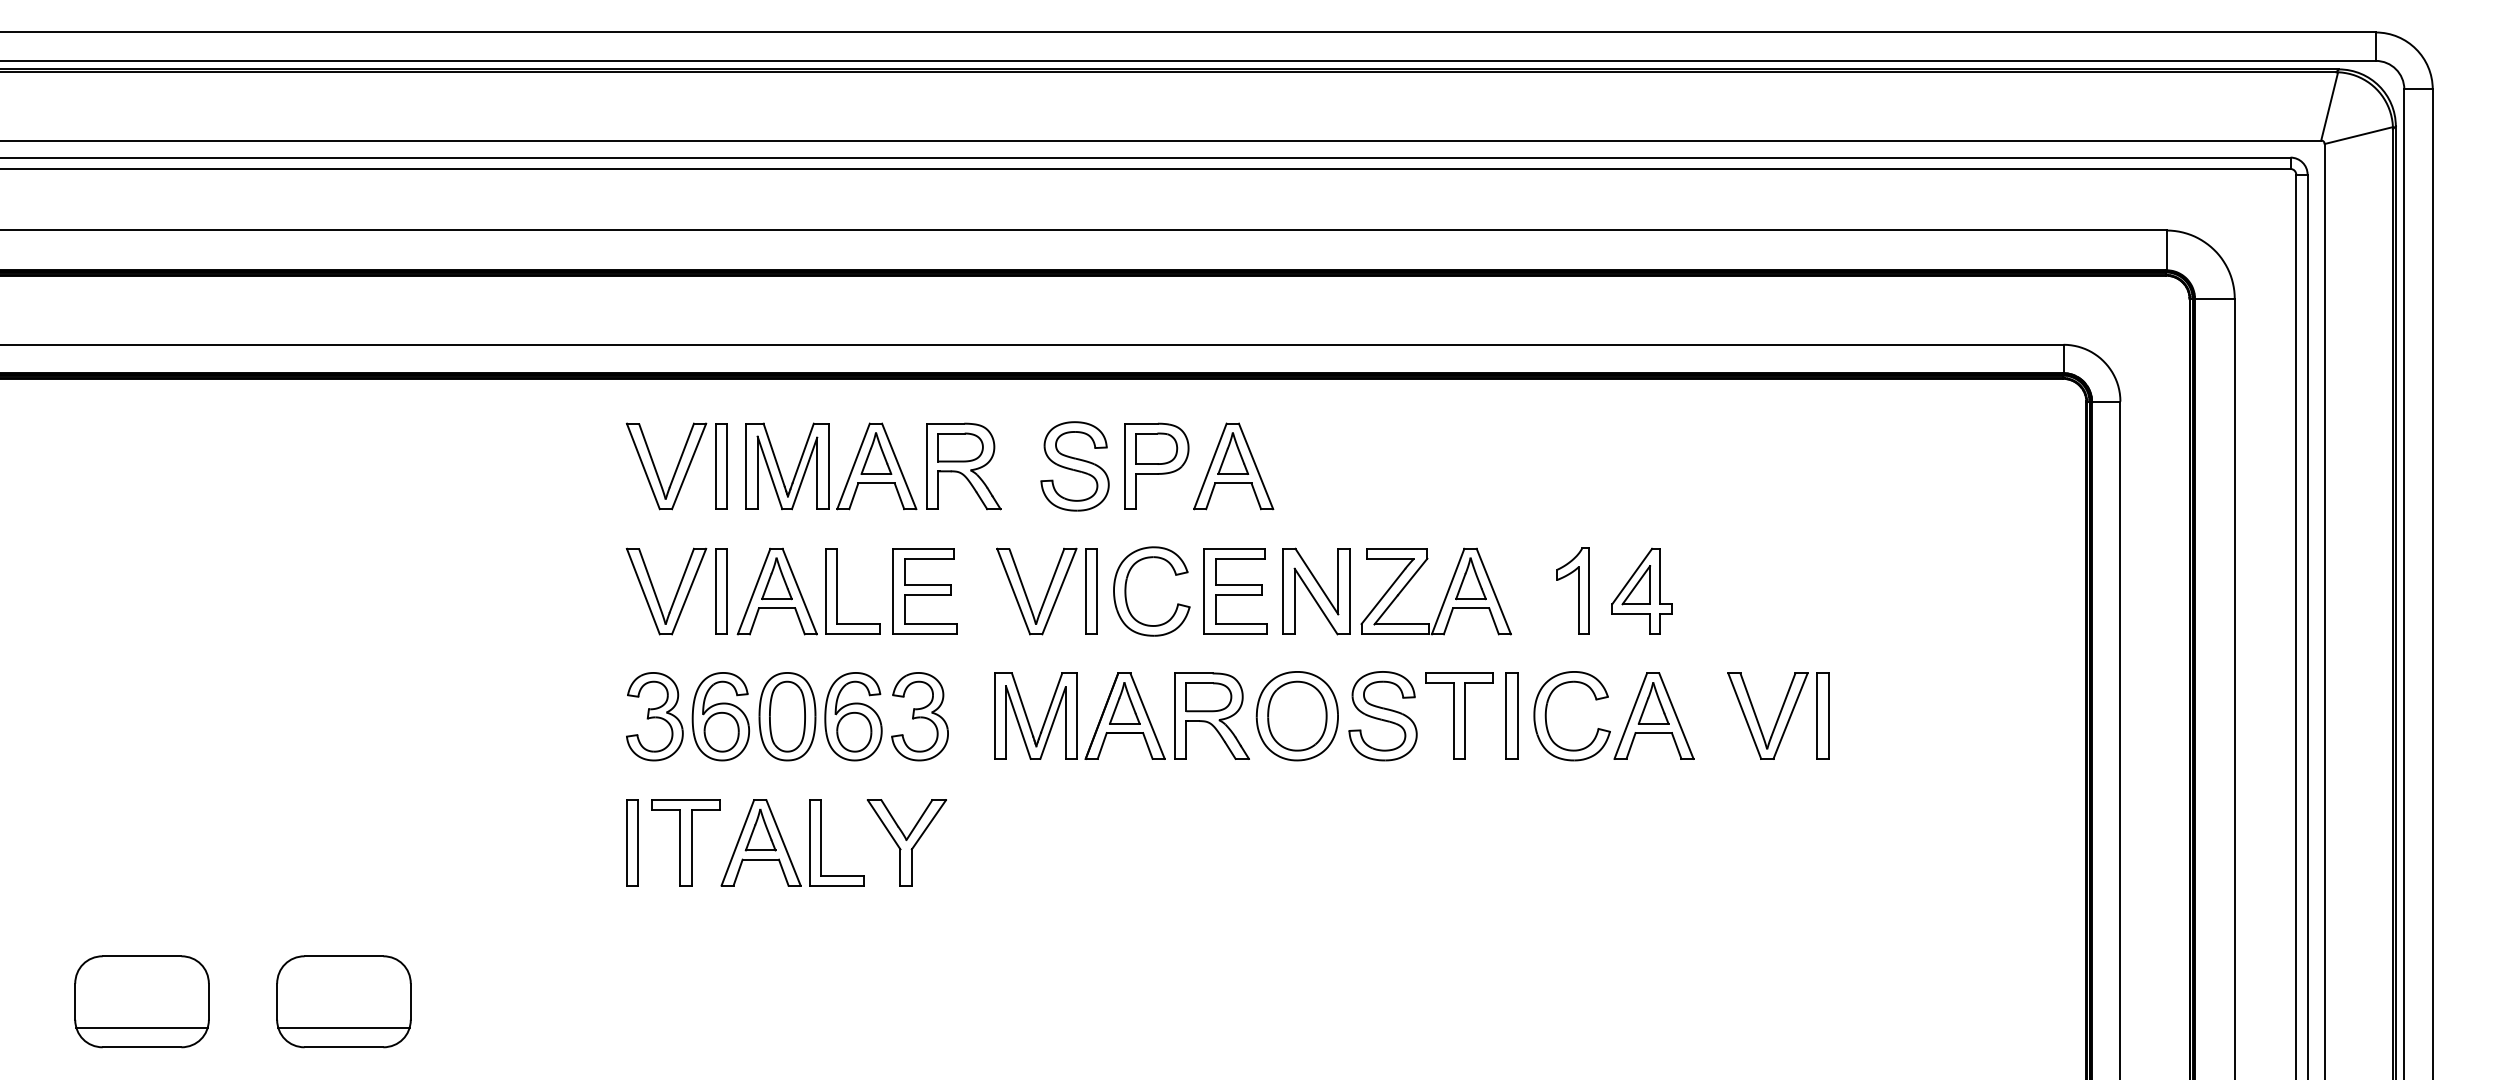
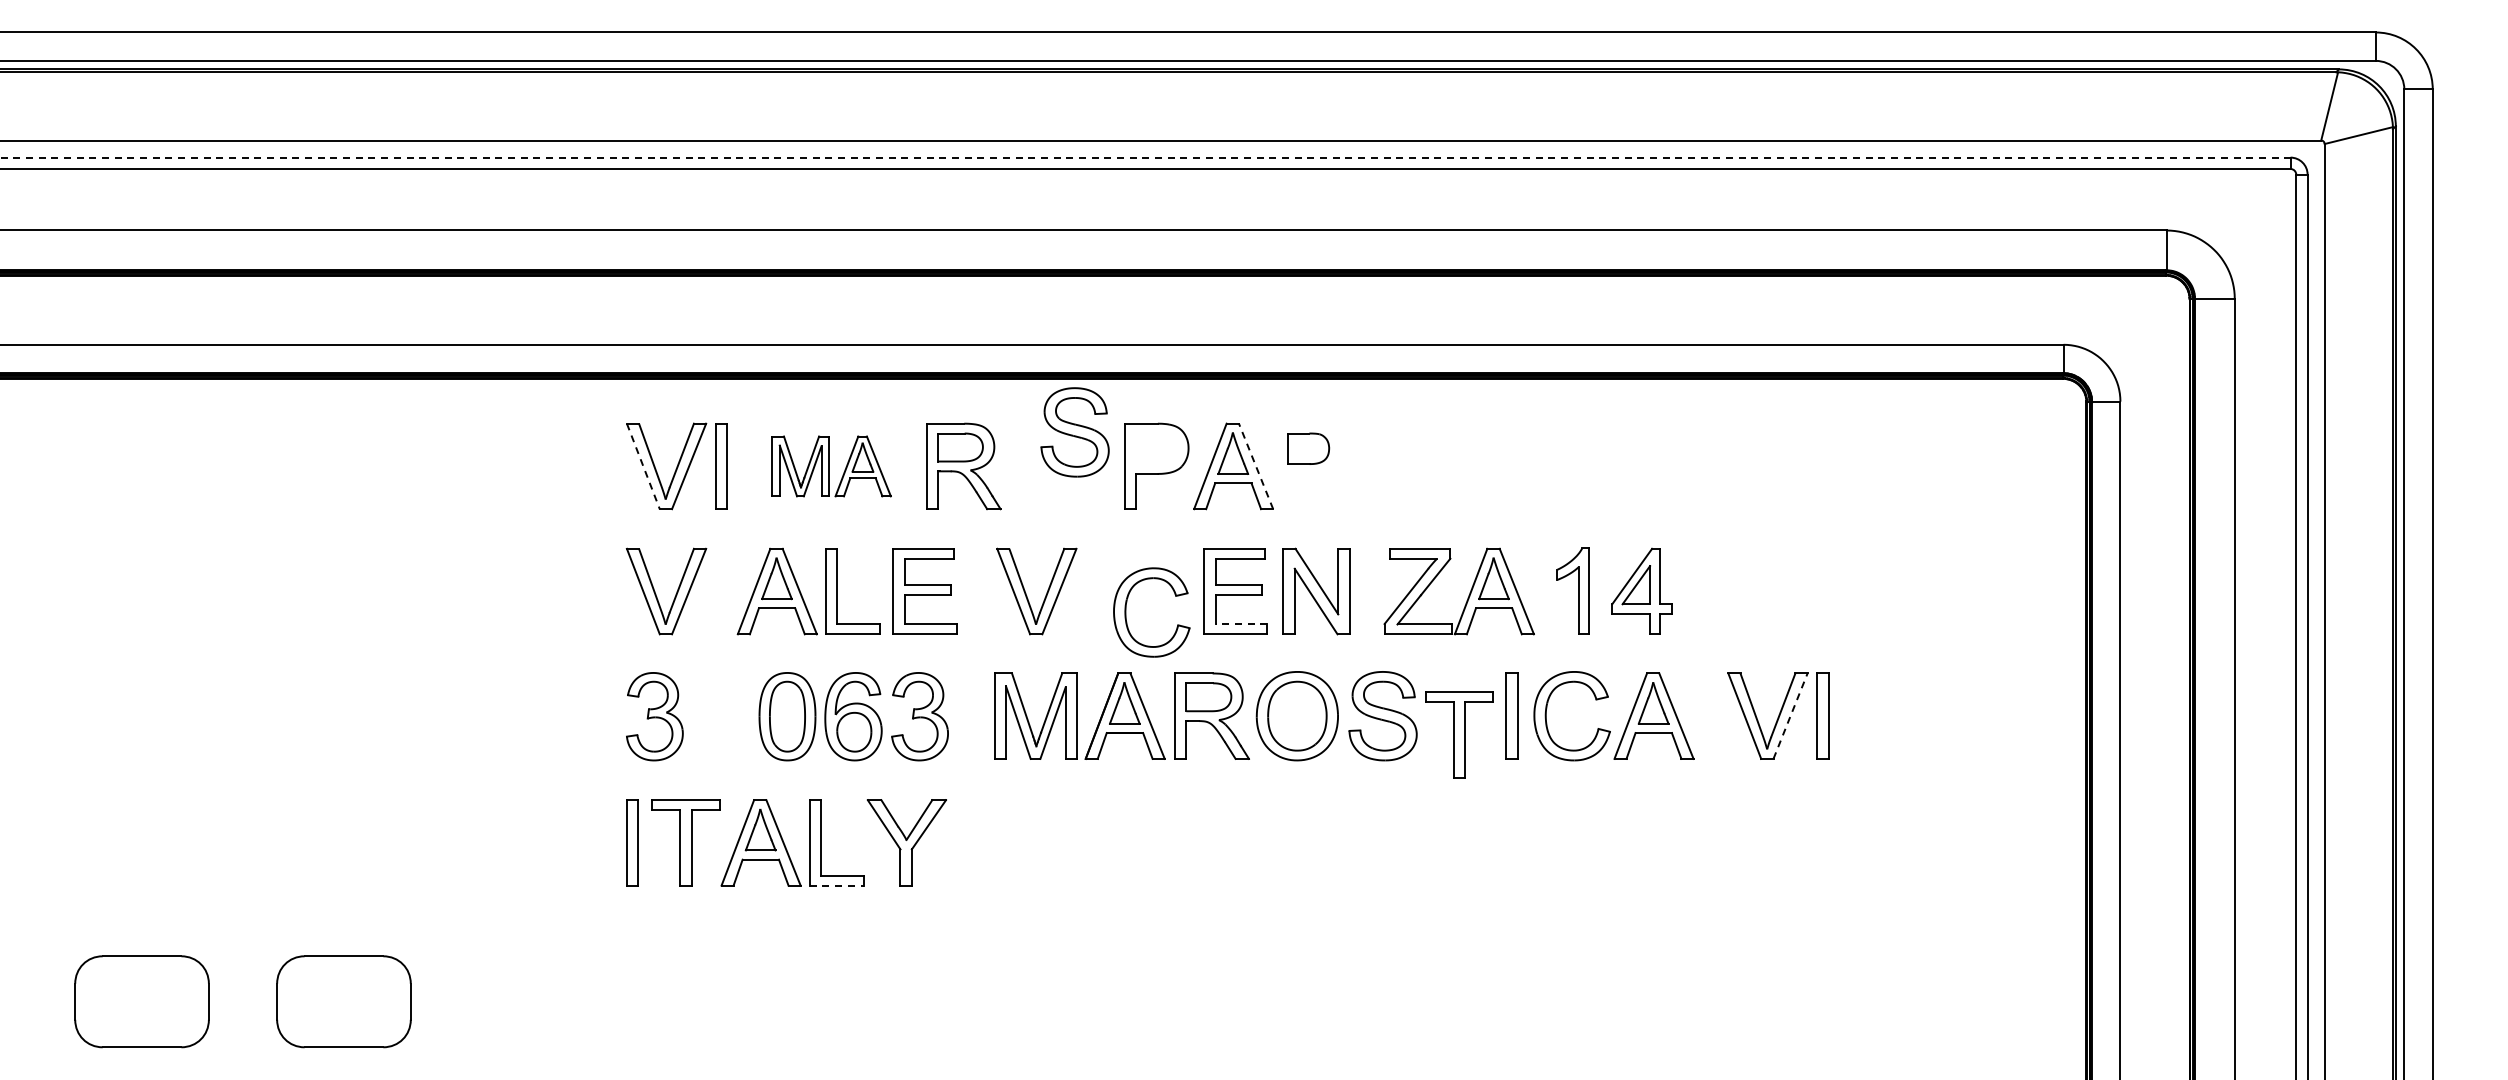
line: solid -> dashed (1145, 157)
part position: (1156, 448) -> (1308, 448) (1308, 448)
line: solid -> dashed (1255, 465)
line: solid -> dashed (643, 466)
part size: 173x89 px -> 121x63 px (831, 466)
part position: (1074, 466) -> (1074, 432) (1074, 432)
part: present -> none (721, 591)
part: present -> none (1091, 591)
part position: (1126, 591) -> (1126, 612) (1126, 612)
part position: (1445, 595) -> (1468, 595) (1468, 595)
line: solid -> dashed (1241, 624)
part position: (1459, 715) -> (1459, 734) (1459, 734)
part: present -> none (720, 716)
line: solid -> dashed (1790, 716)
line: solid -> dashed (836, 885)
line: present -> none (141, 1027)
line: present -> none (343, 1027)
